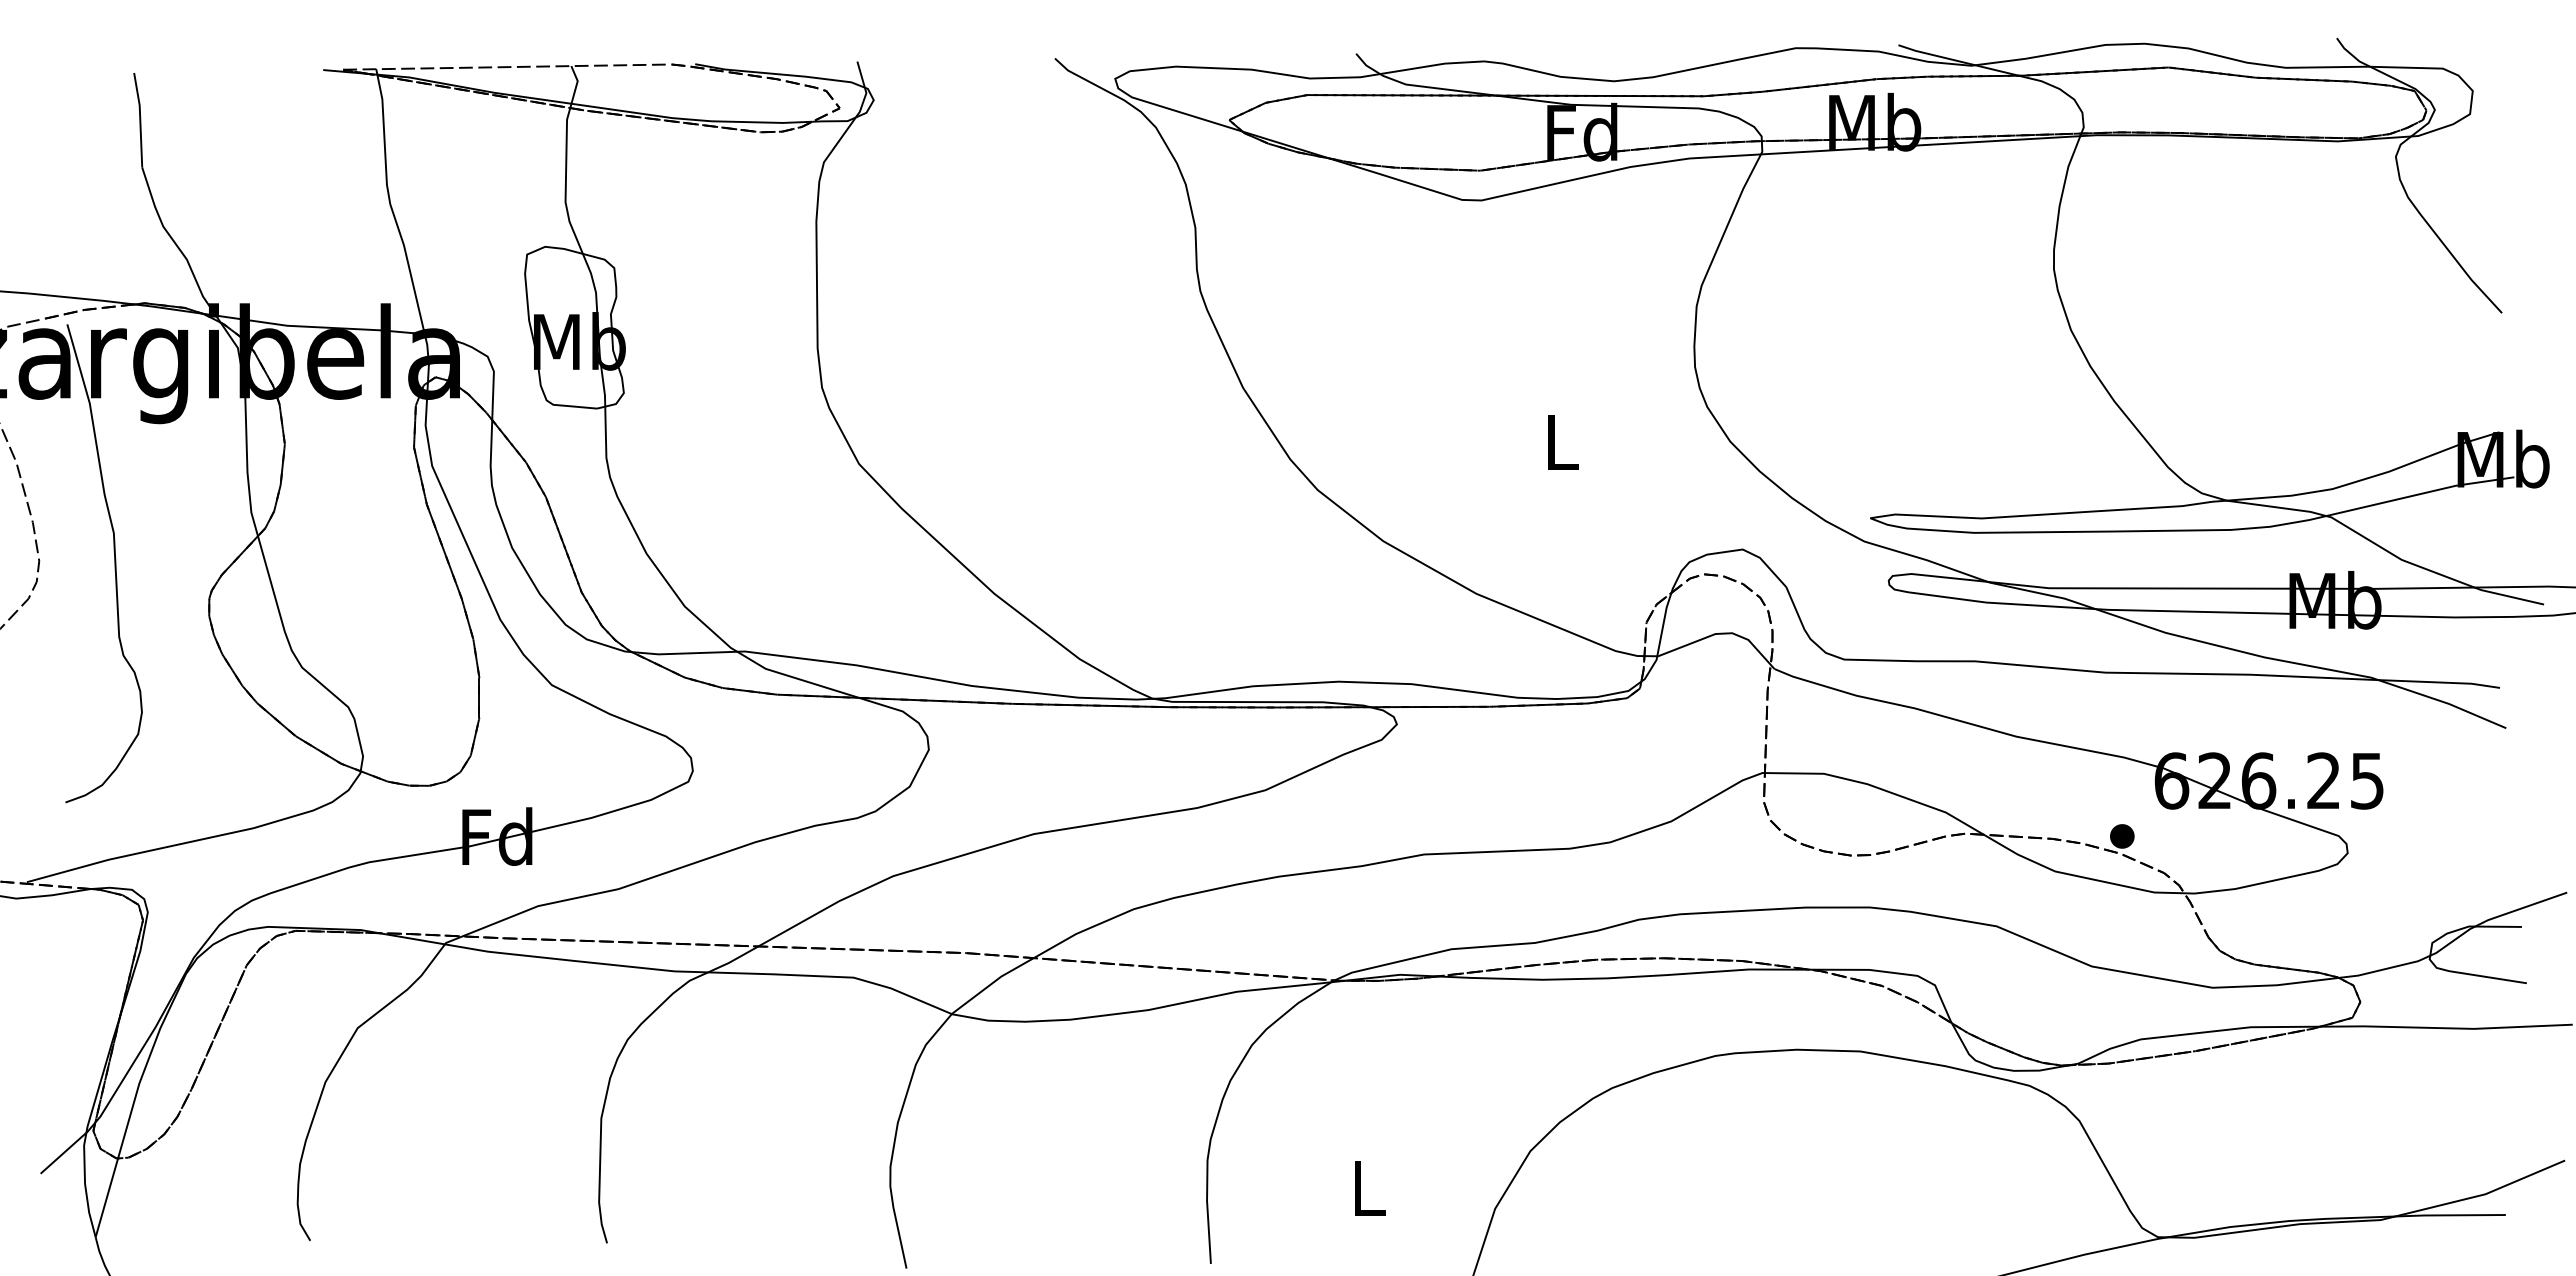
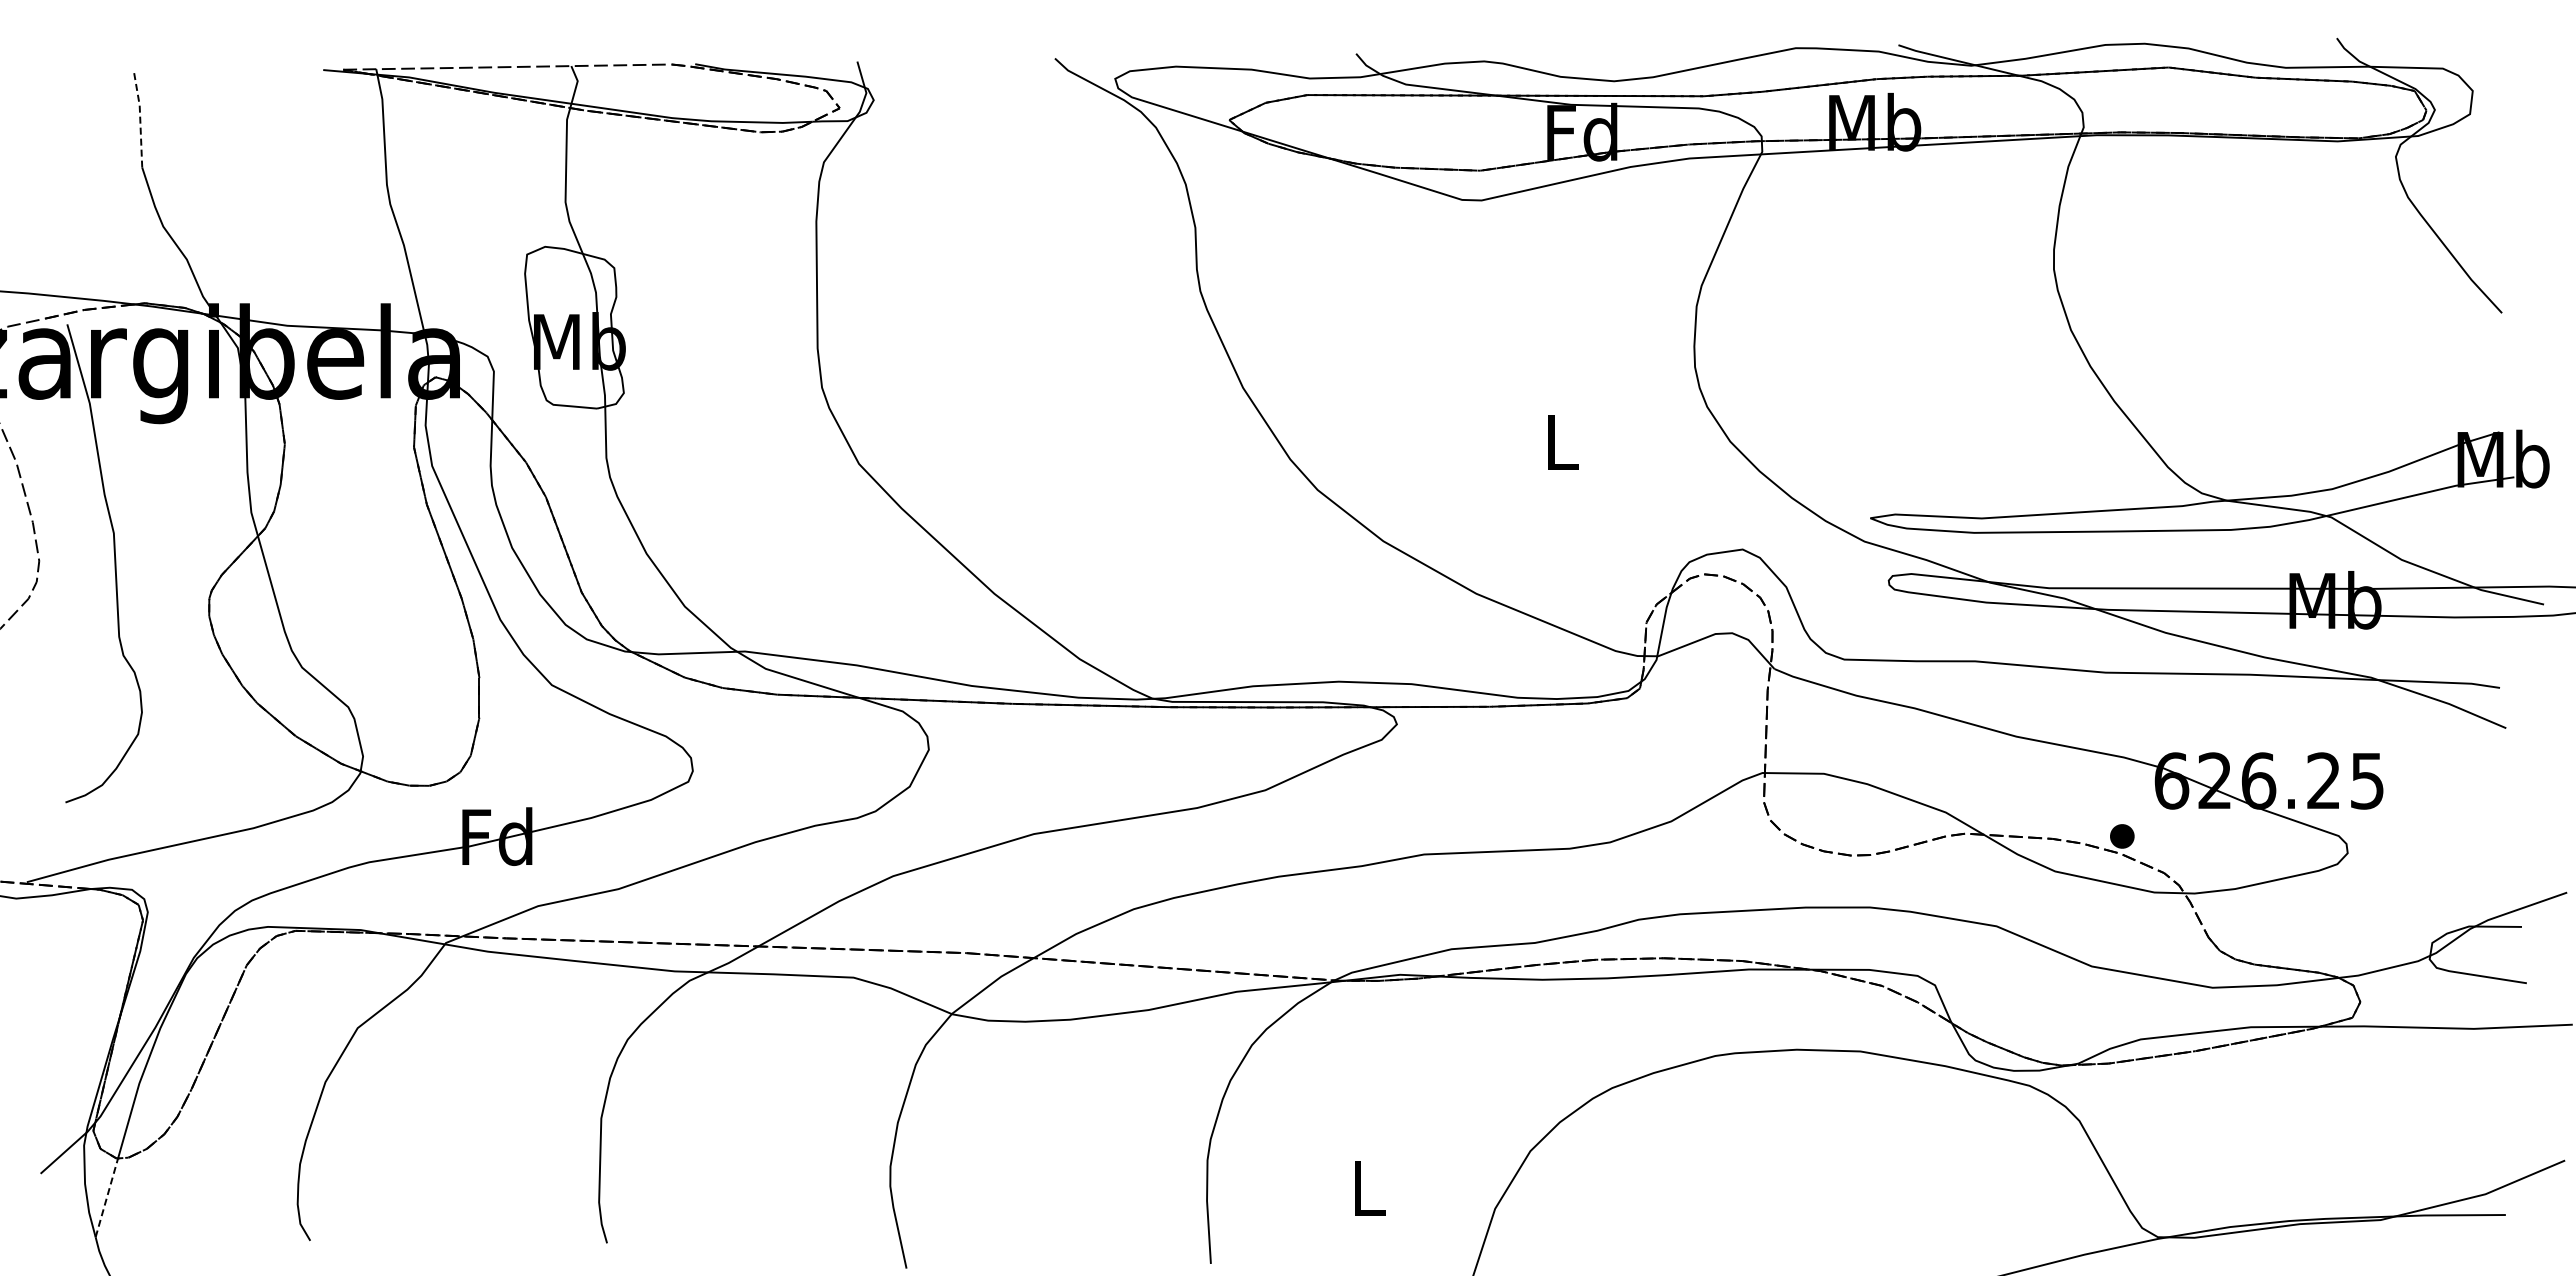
line: solid -> dashed (140, 119)
line: solid -> dashed (106, 1197)
